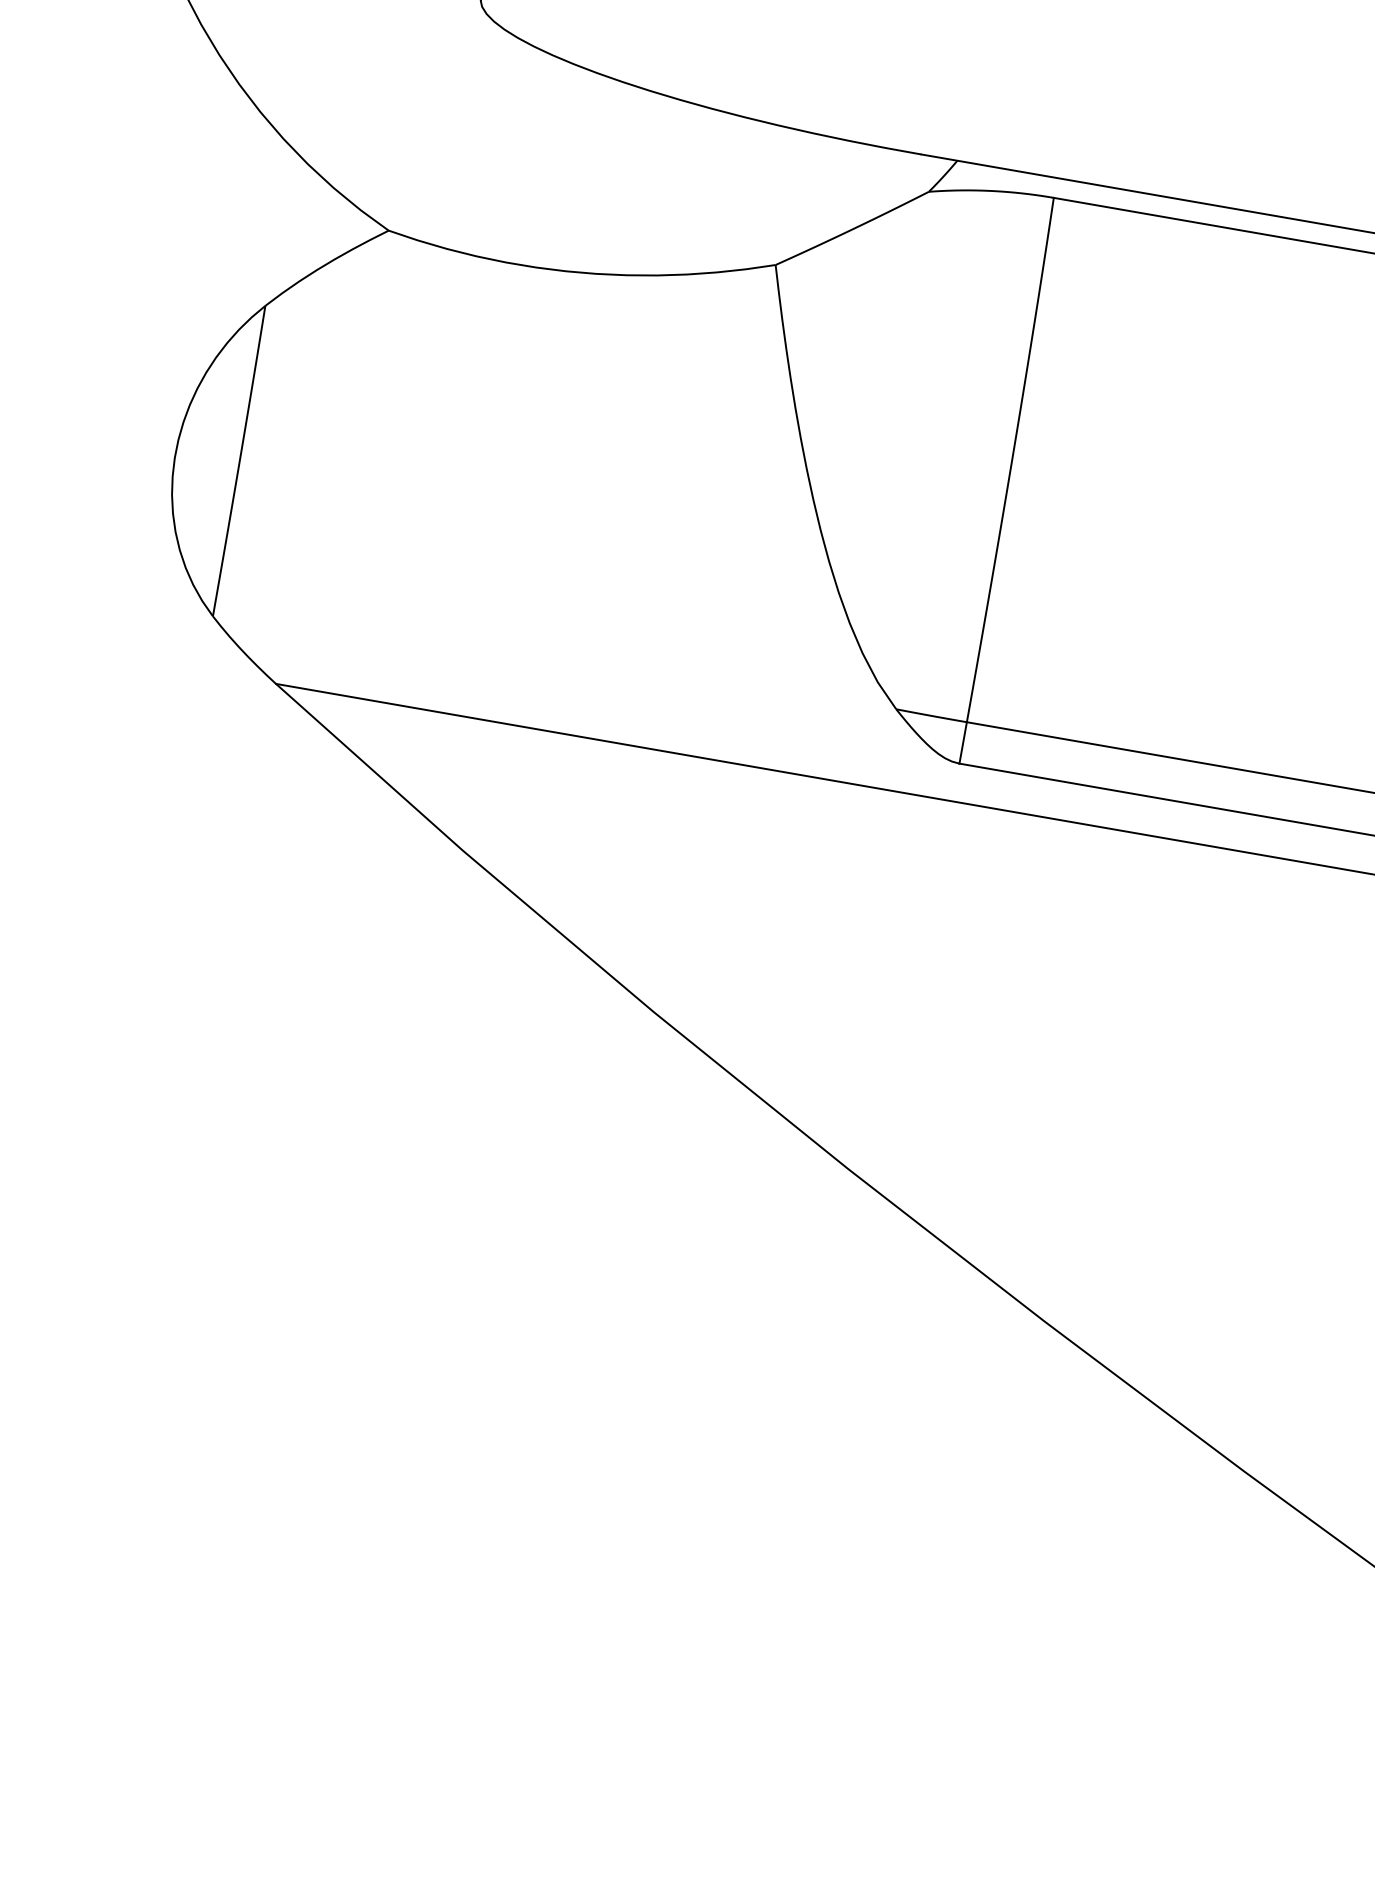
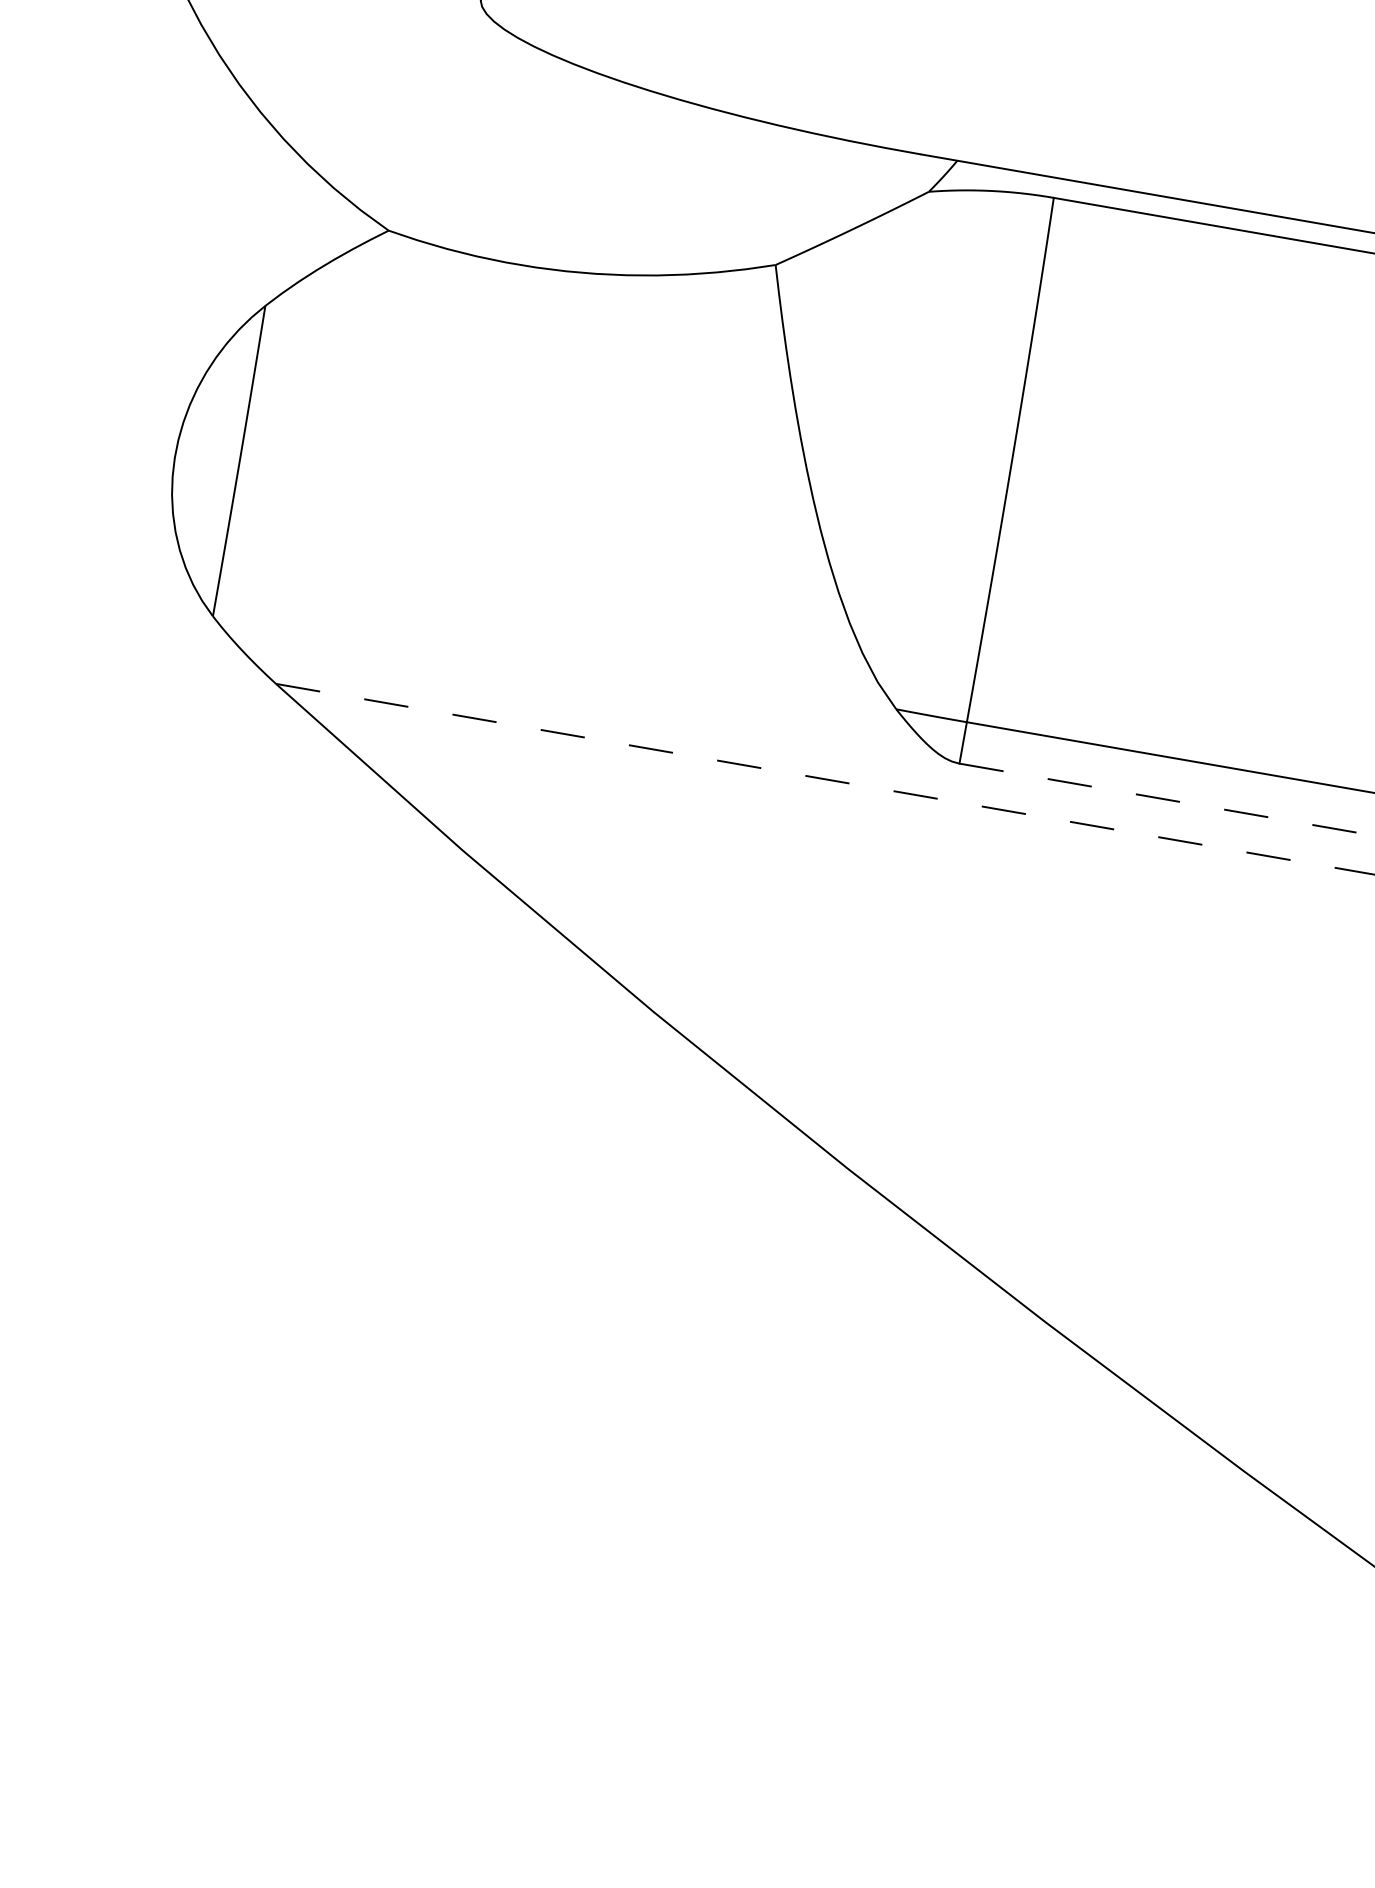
line: solid -> dashed (825, 779)
line: solid -> dashed (1167, 799)
